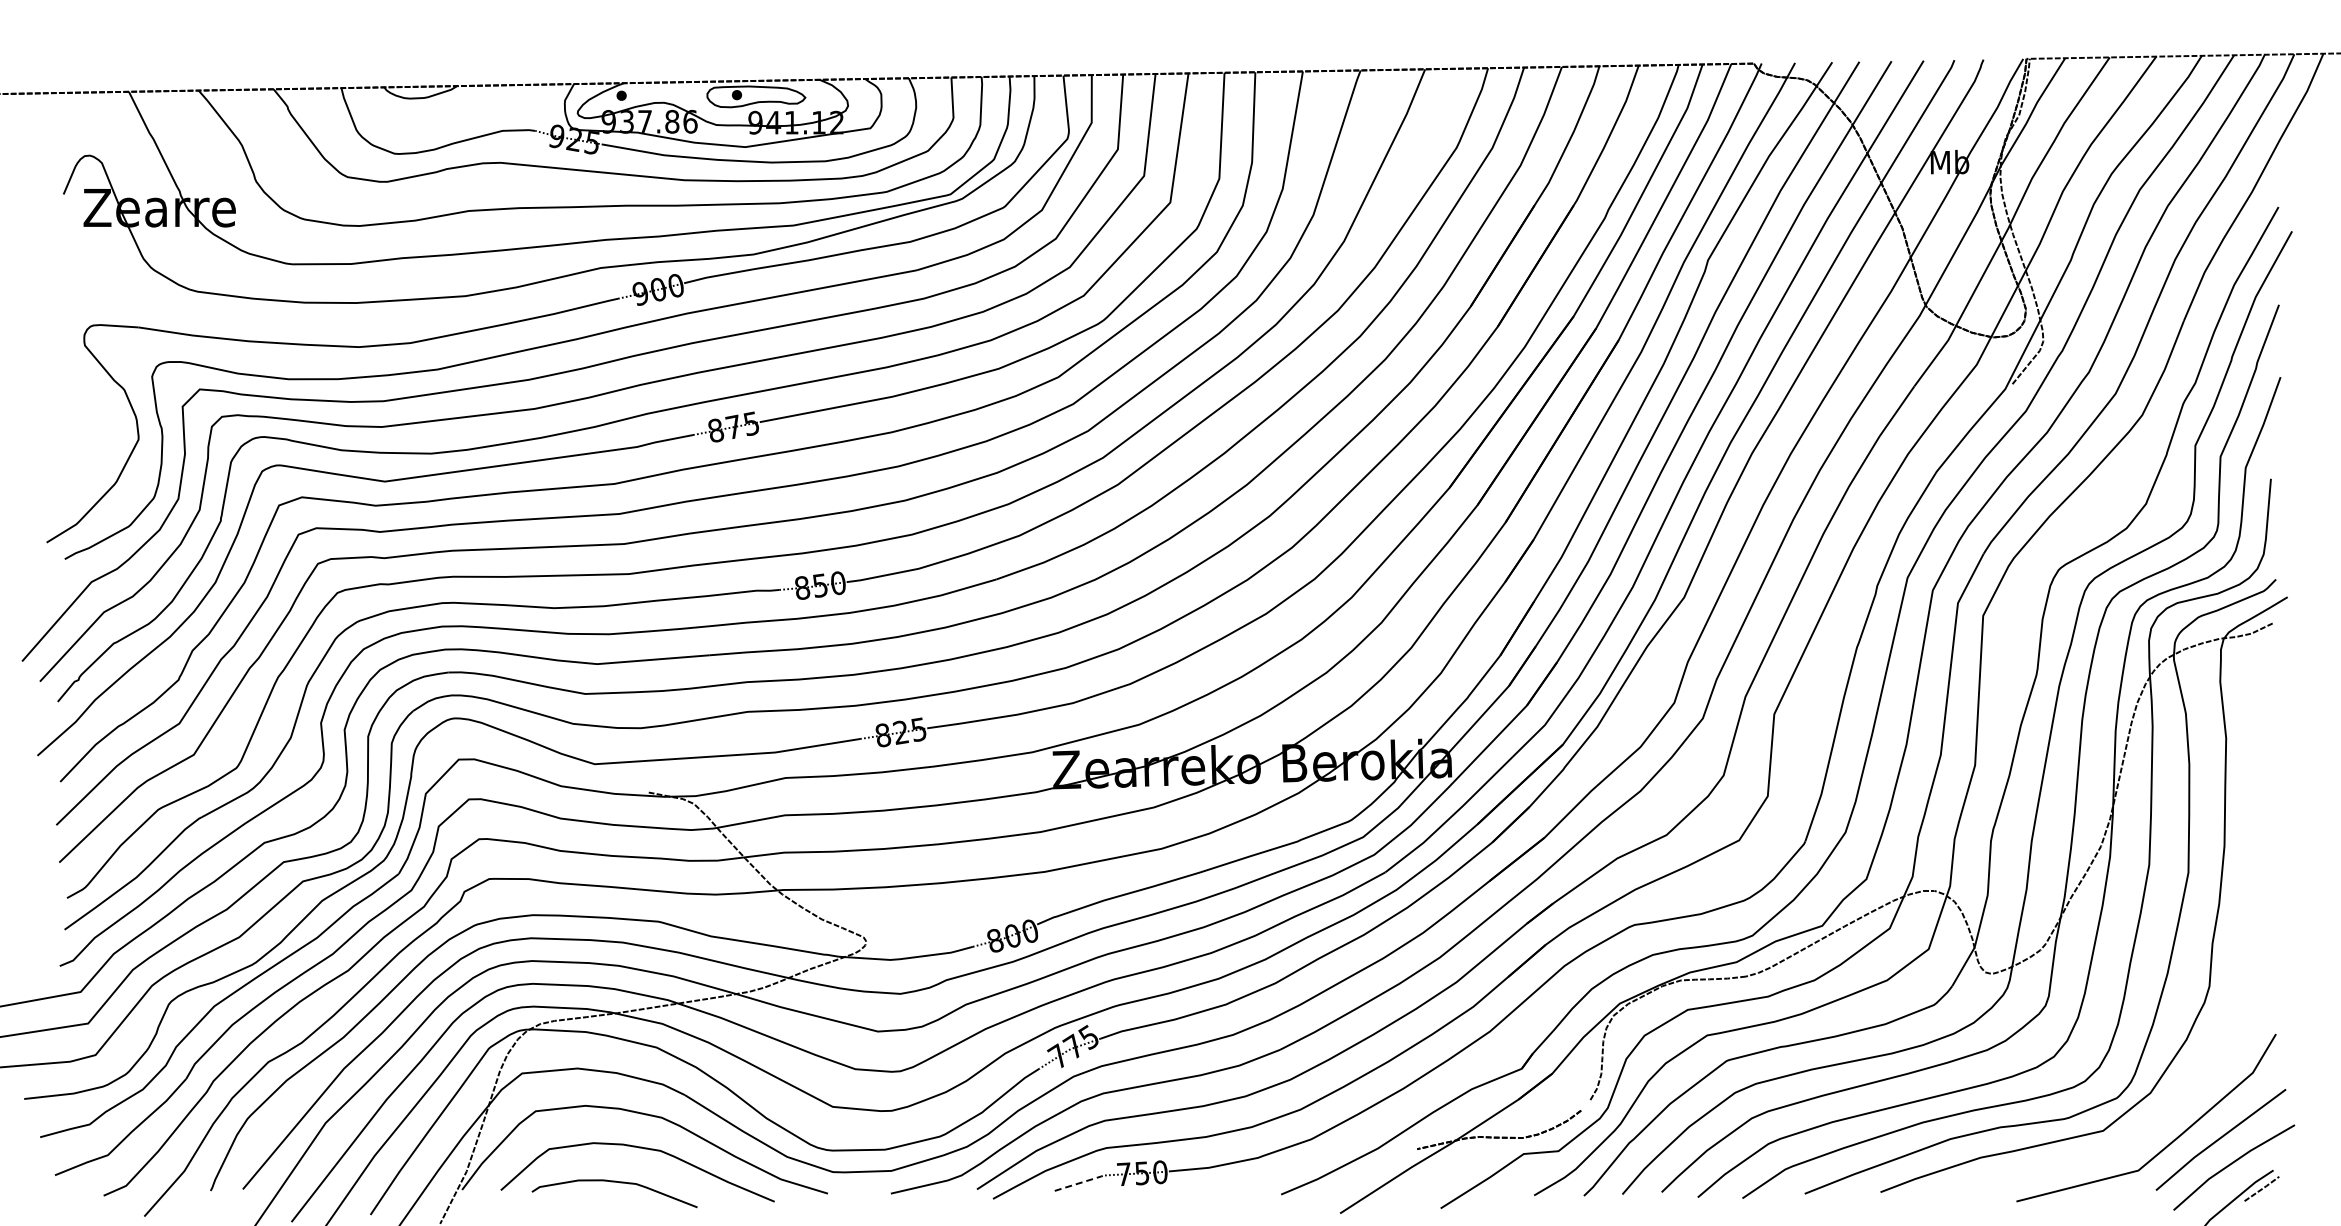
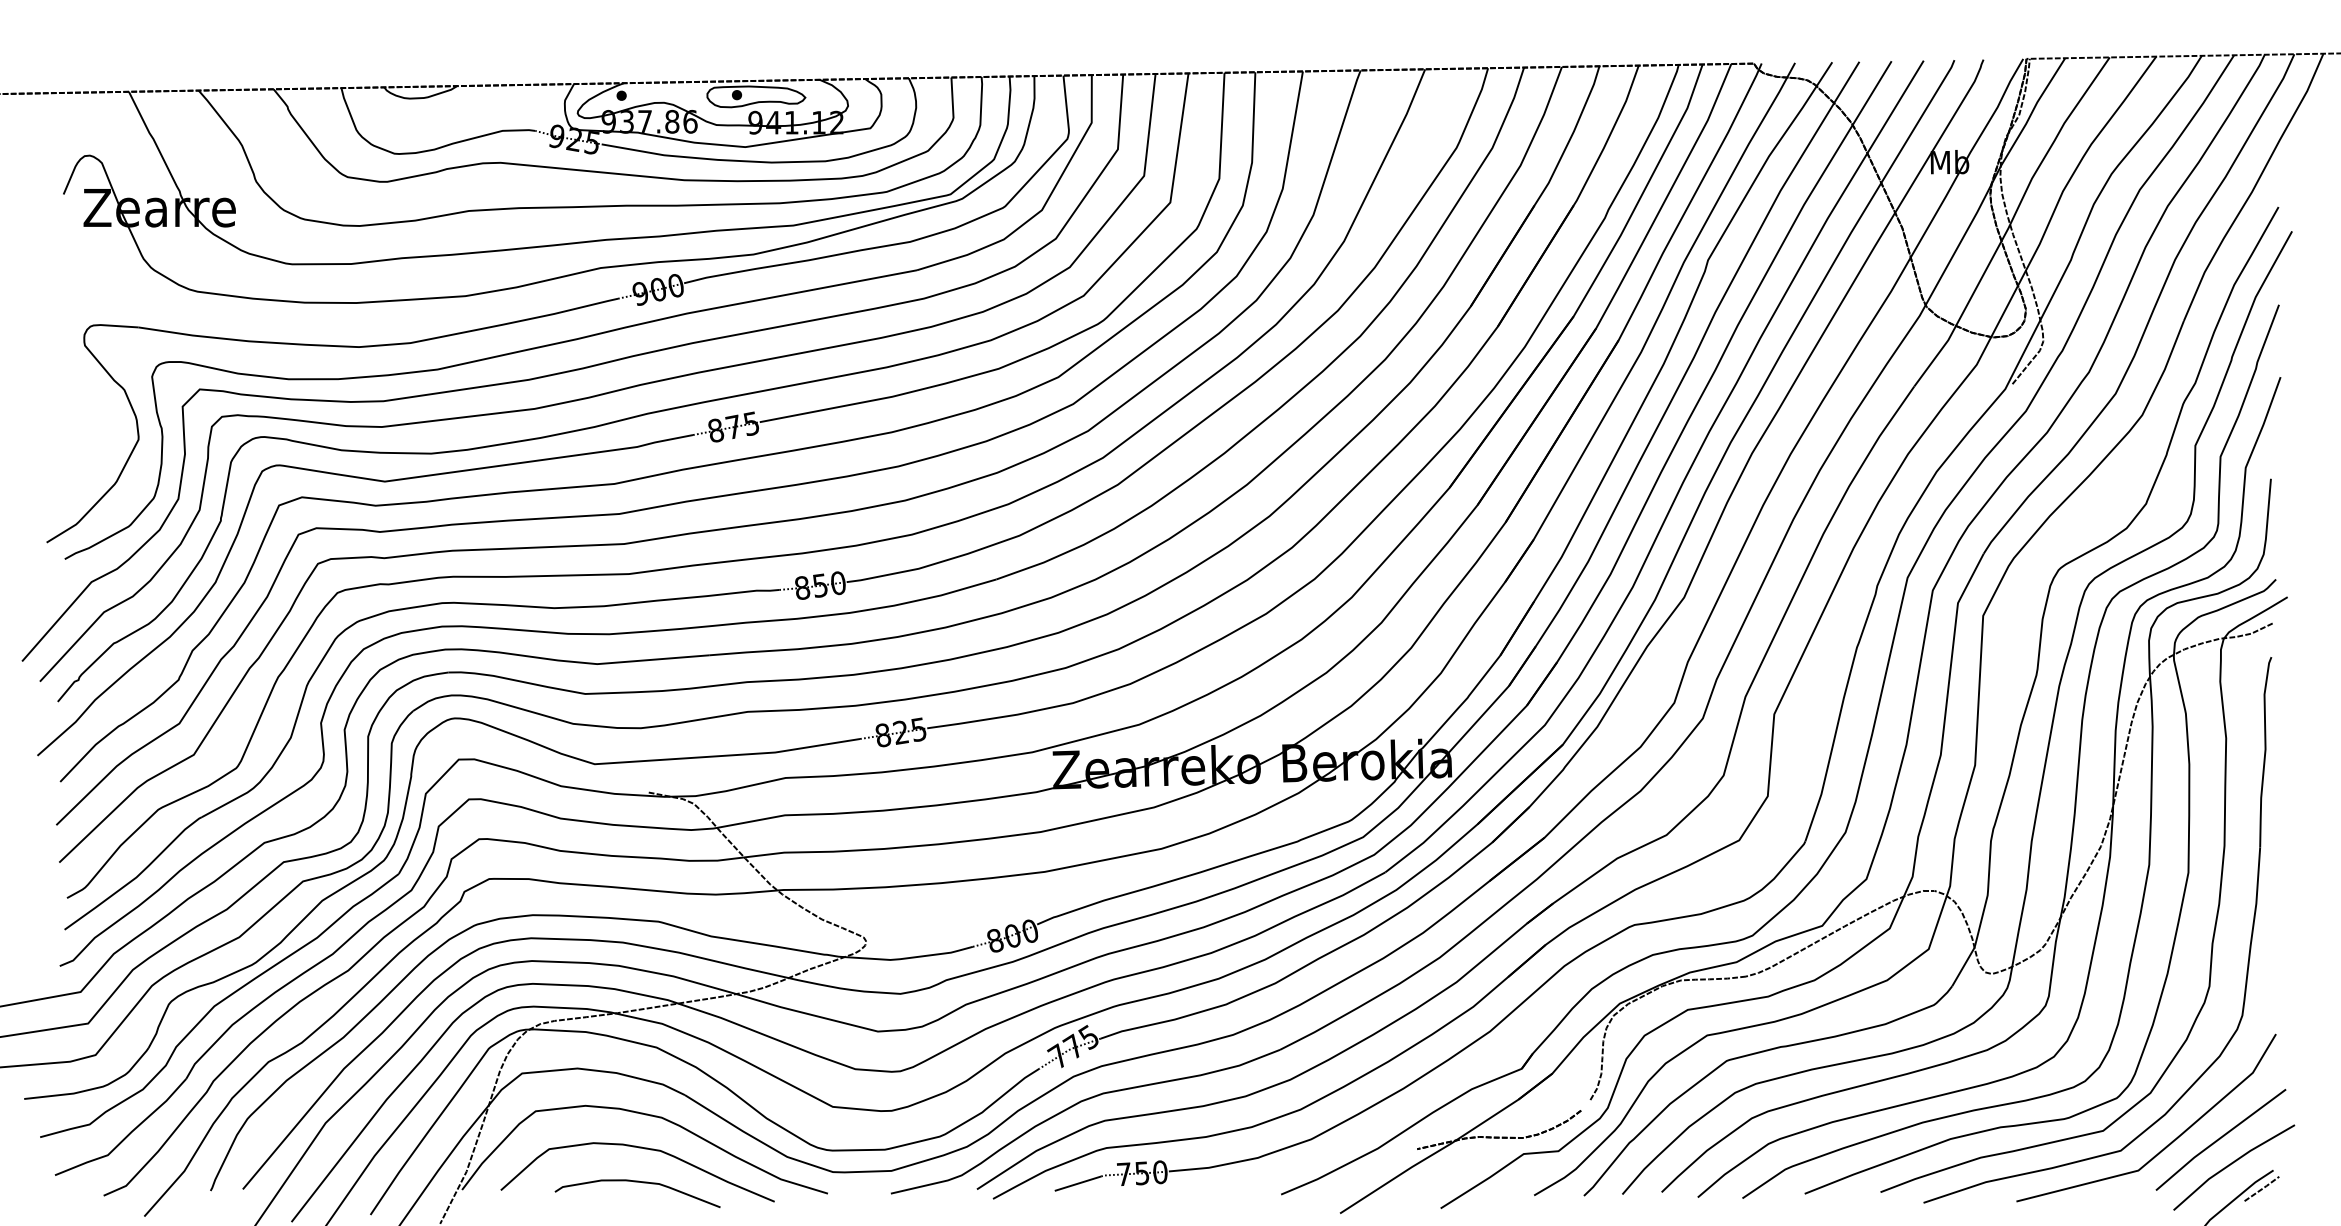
part: none -> present (2249, 944)
curve position: (614, 1182) -> (637, 1182) (637, 1182)
line: dashed -> solid (1078, 1183)
